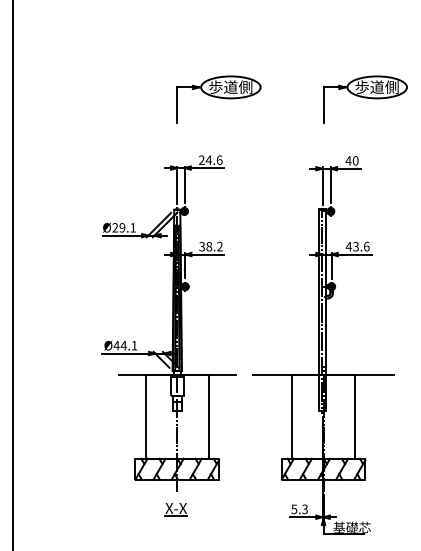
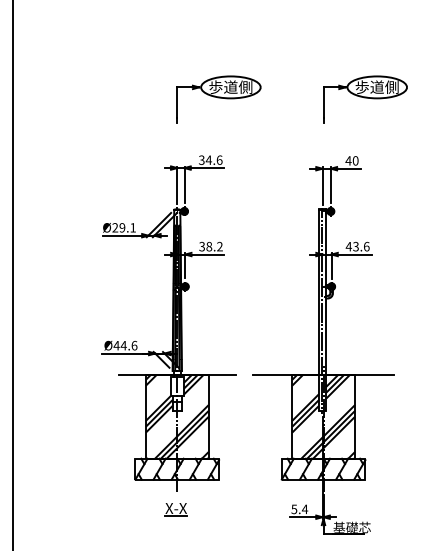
text: 24.6 -> 34.6 (201, 160)
text: Ø44.1 -> Ø44.6 (134, 345)
hatch: none -> present (176, 416)
hatch: none -> present (323, 416)
text: 5.3 -> 5.4 (304, 509)
